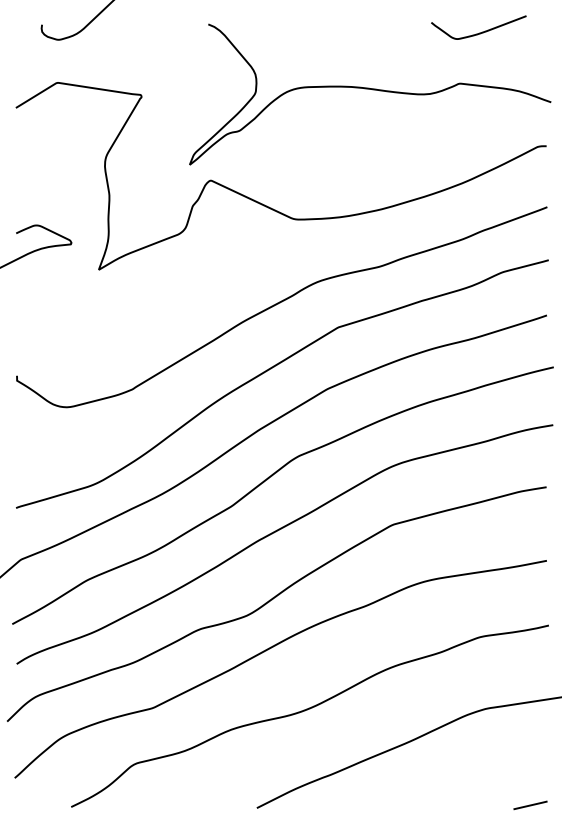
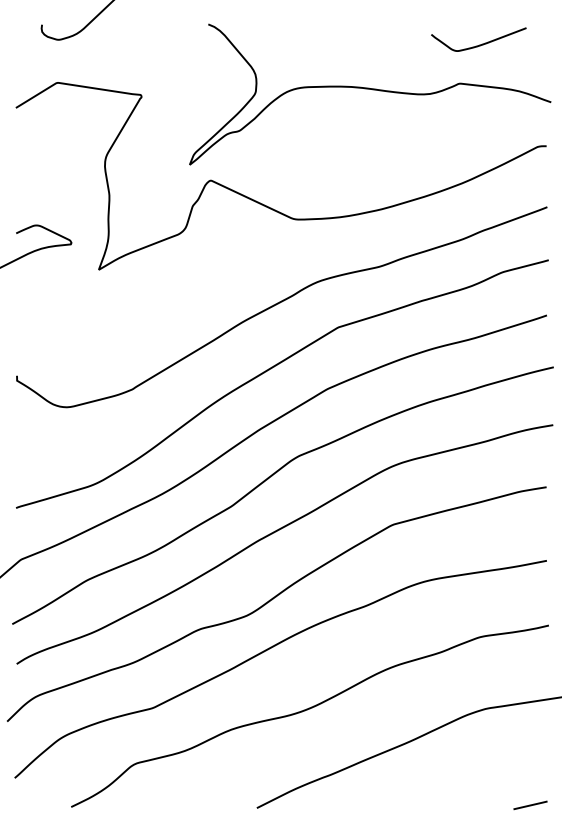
curve position: (479, 32) -> (479, 44) (479, 44)
